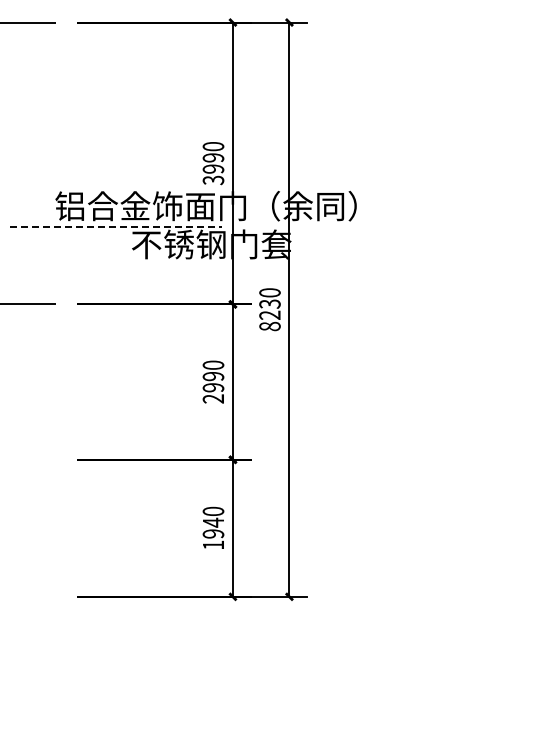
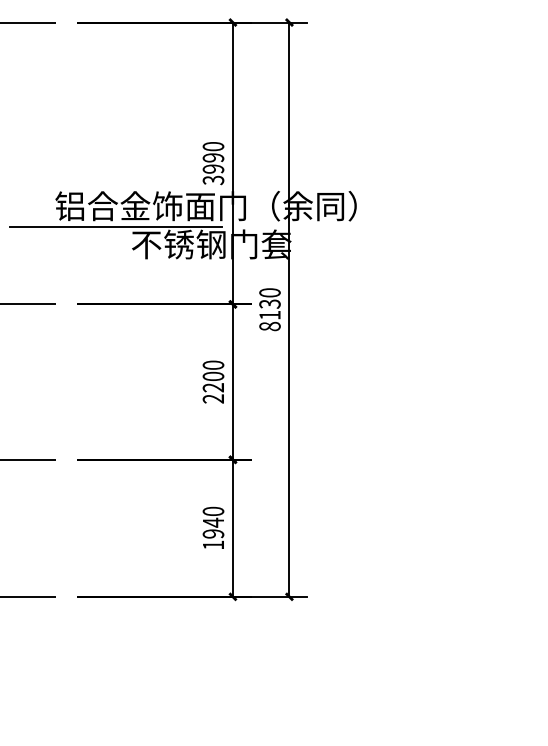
line: dashed -> solid (116, 227)
text: 8230 -> 8130 (269, 314)
text: 2990 -> 2200 (213, 381)
line: none -> present (29, 459)
line: none -> present (29, 596)
